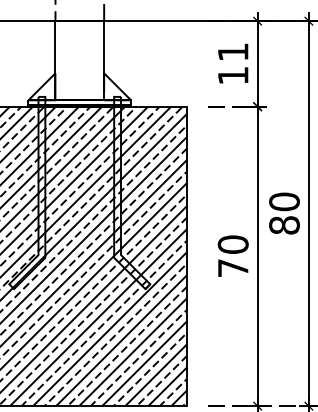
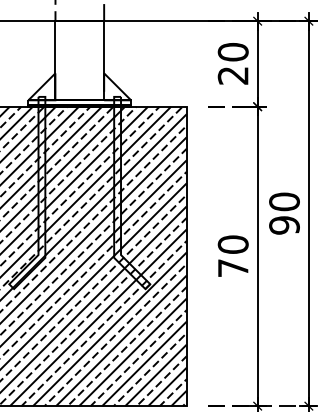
text: 11 -> 20 (232, 63)
text: 80 -> 90 (284, 225)
